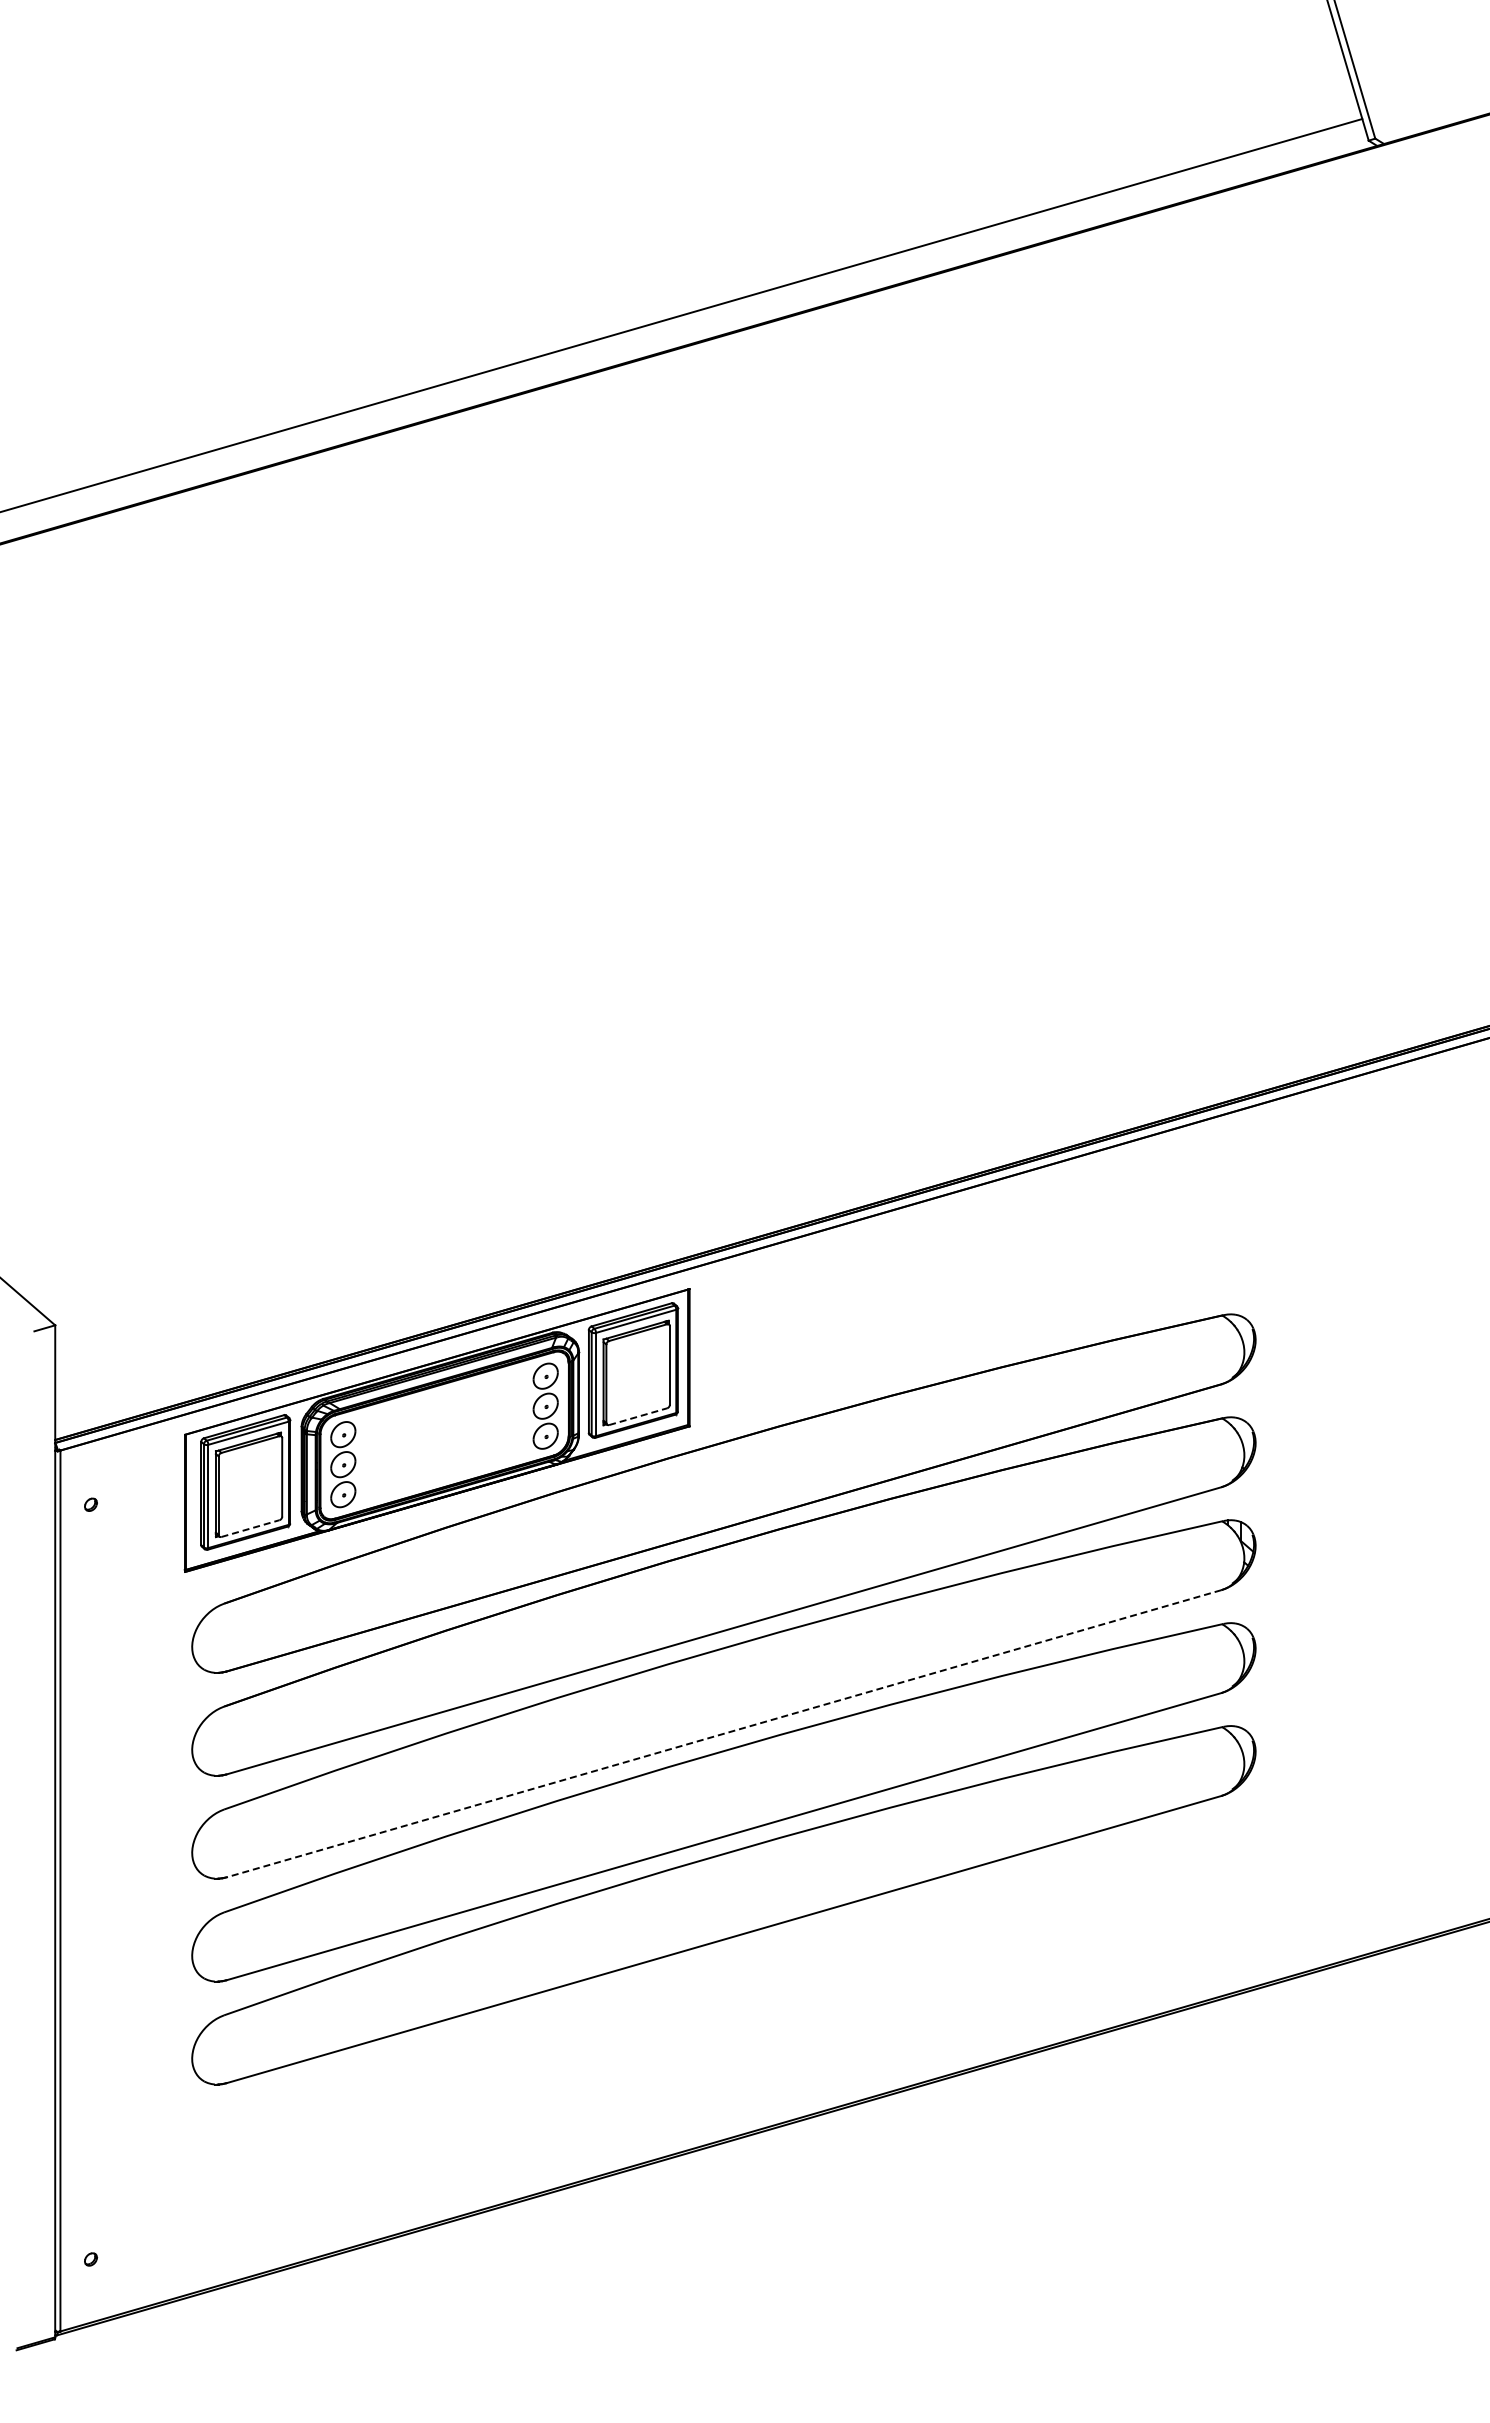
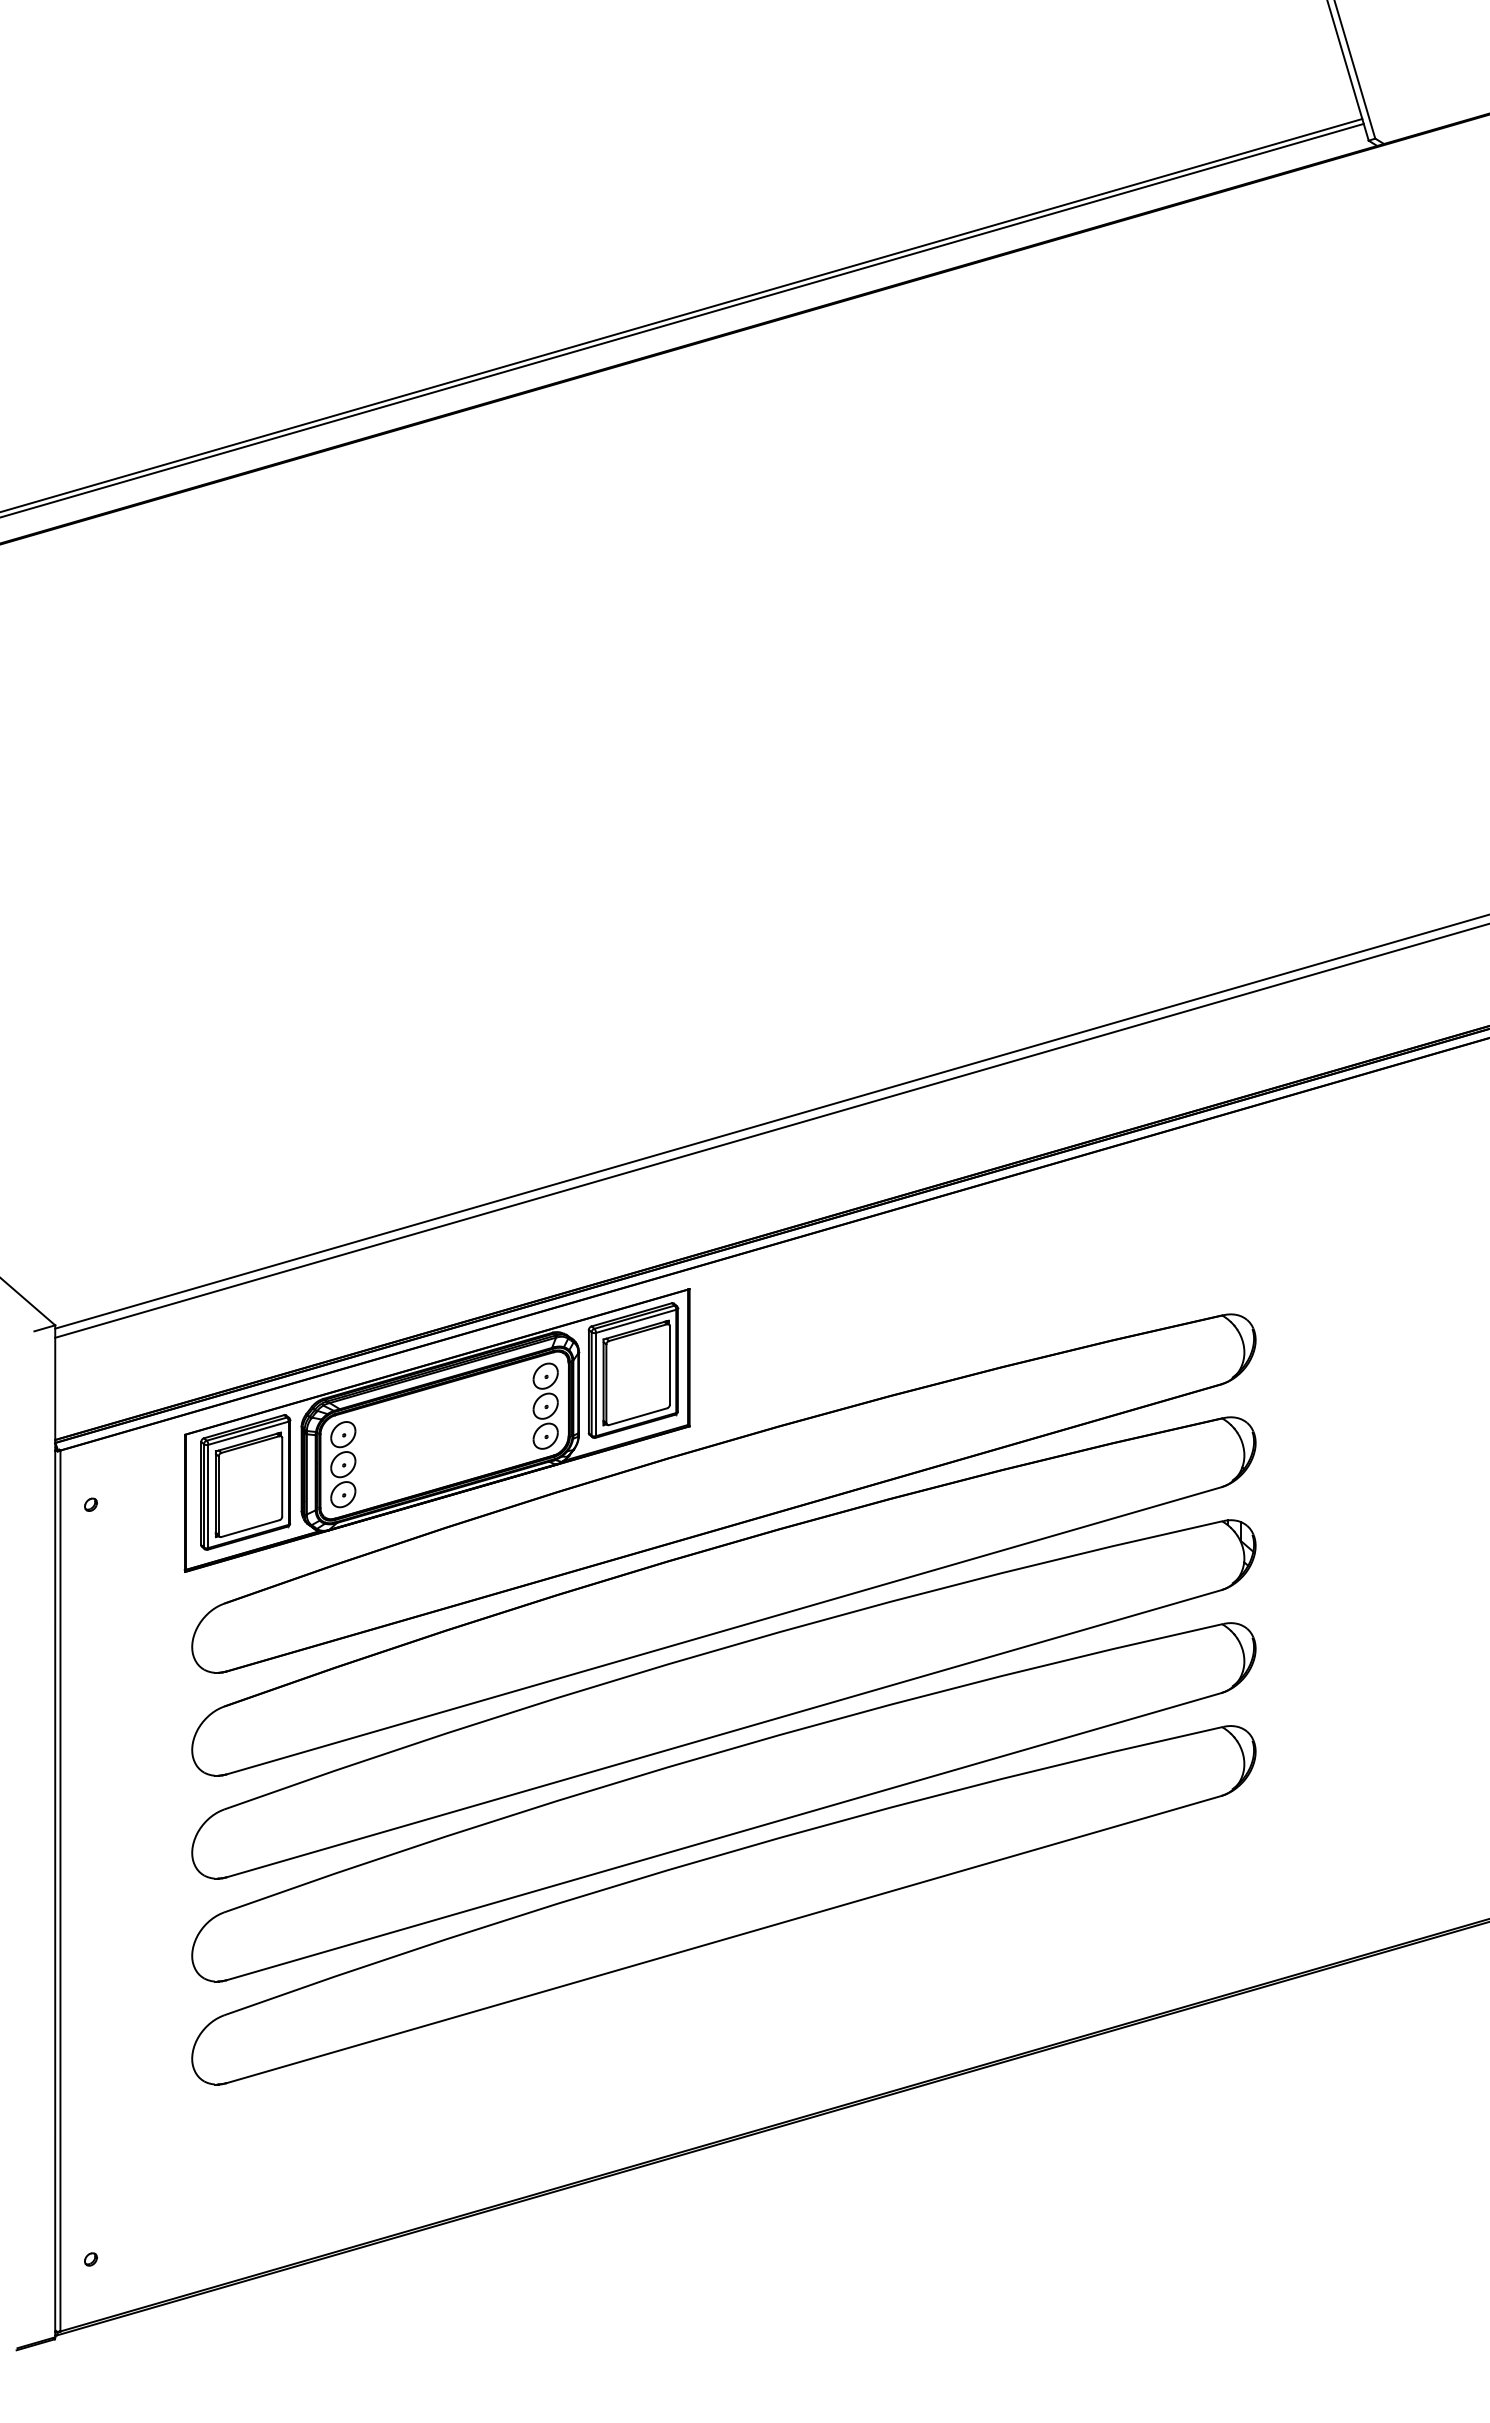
line: none -> present (682, 320)
line: none -> present (770, 1121)
line: none -> present (770, 1130)
line: dashed -> solid (638, 1416)
line: dashed -> solid (250, 1528)
line: dashed -> solid (723, 1733)
